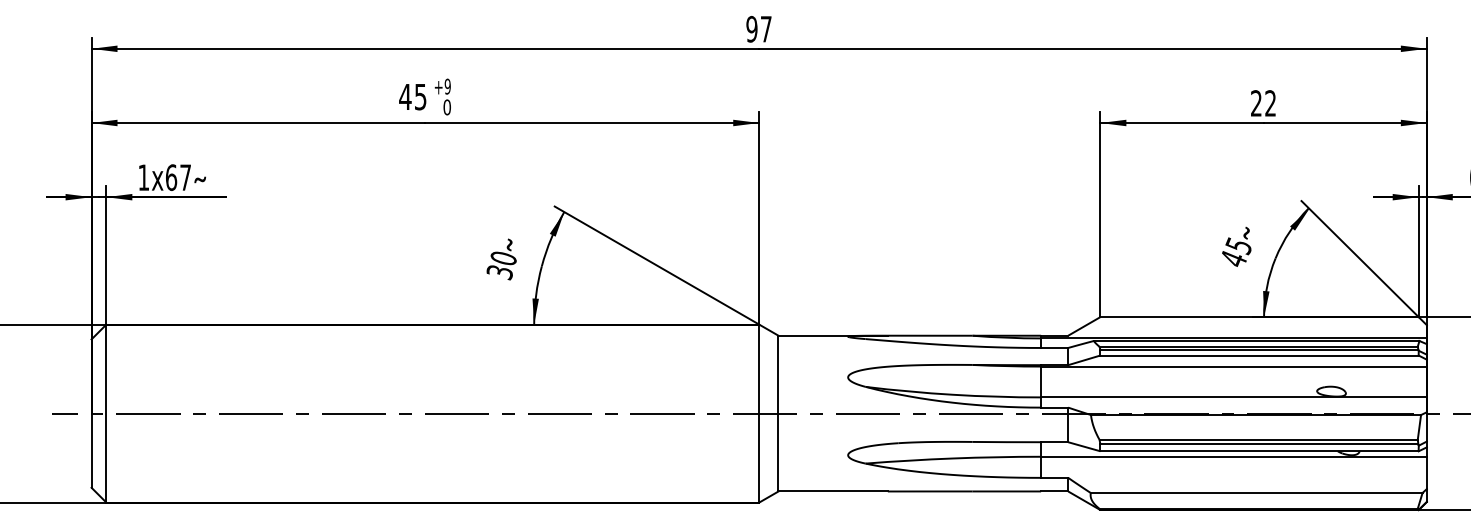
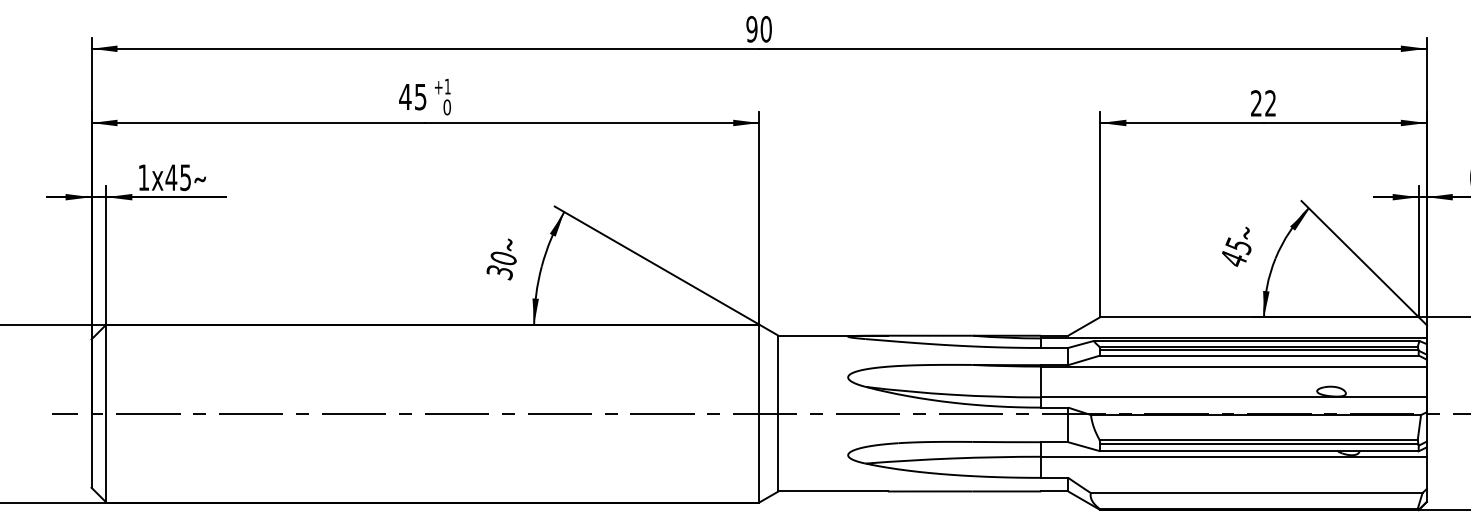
text: 97 -> 90 (765, 28)
text: +9 -> +1 (447, 86)
text: 1x67 -> 1x45 (177, 177)
